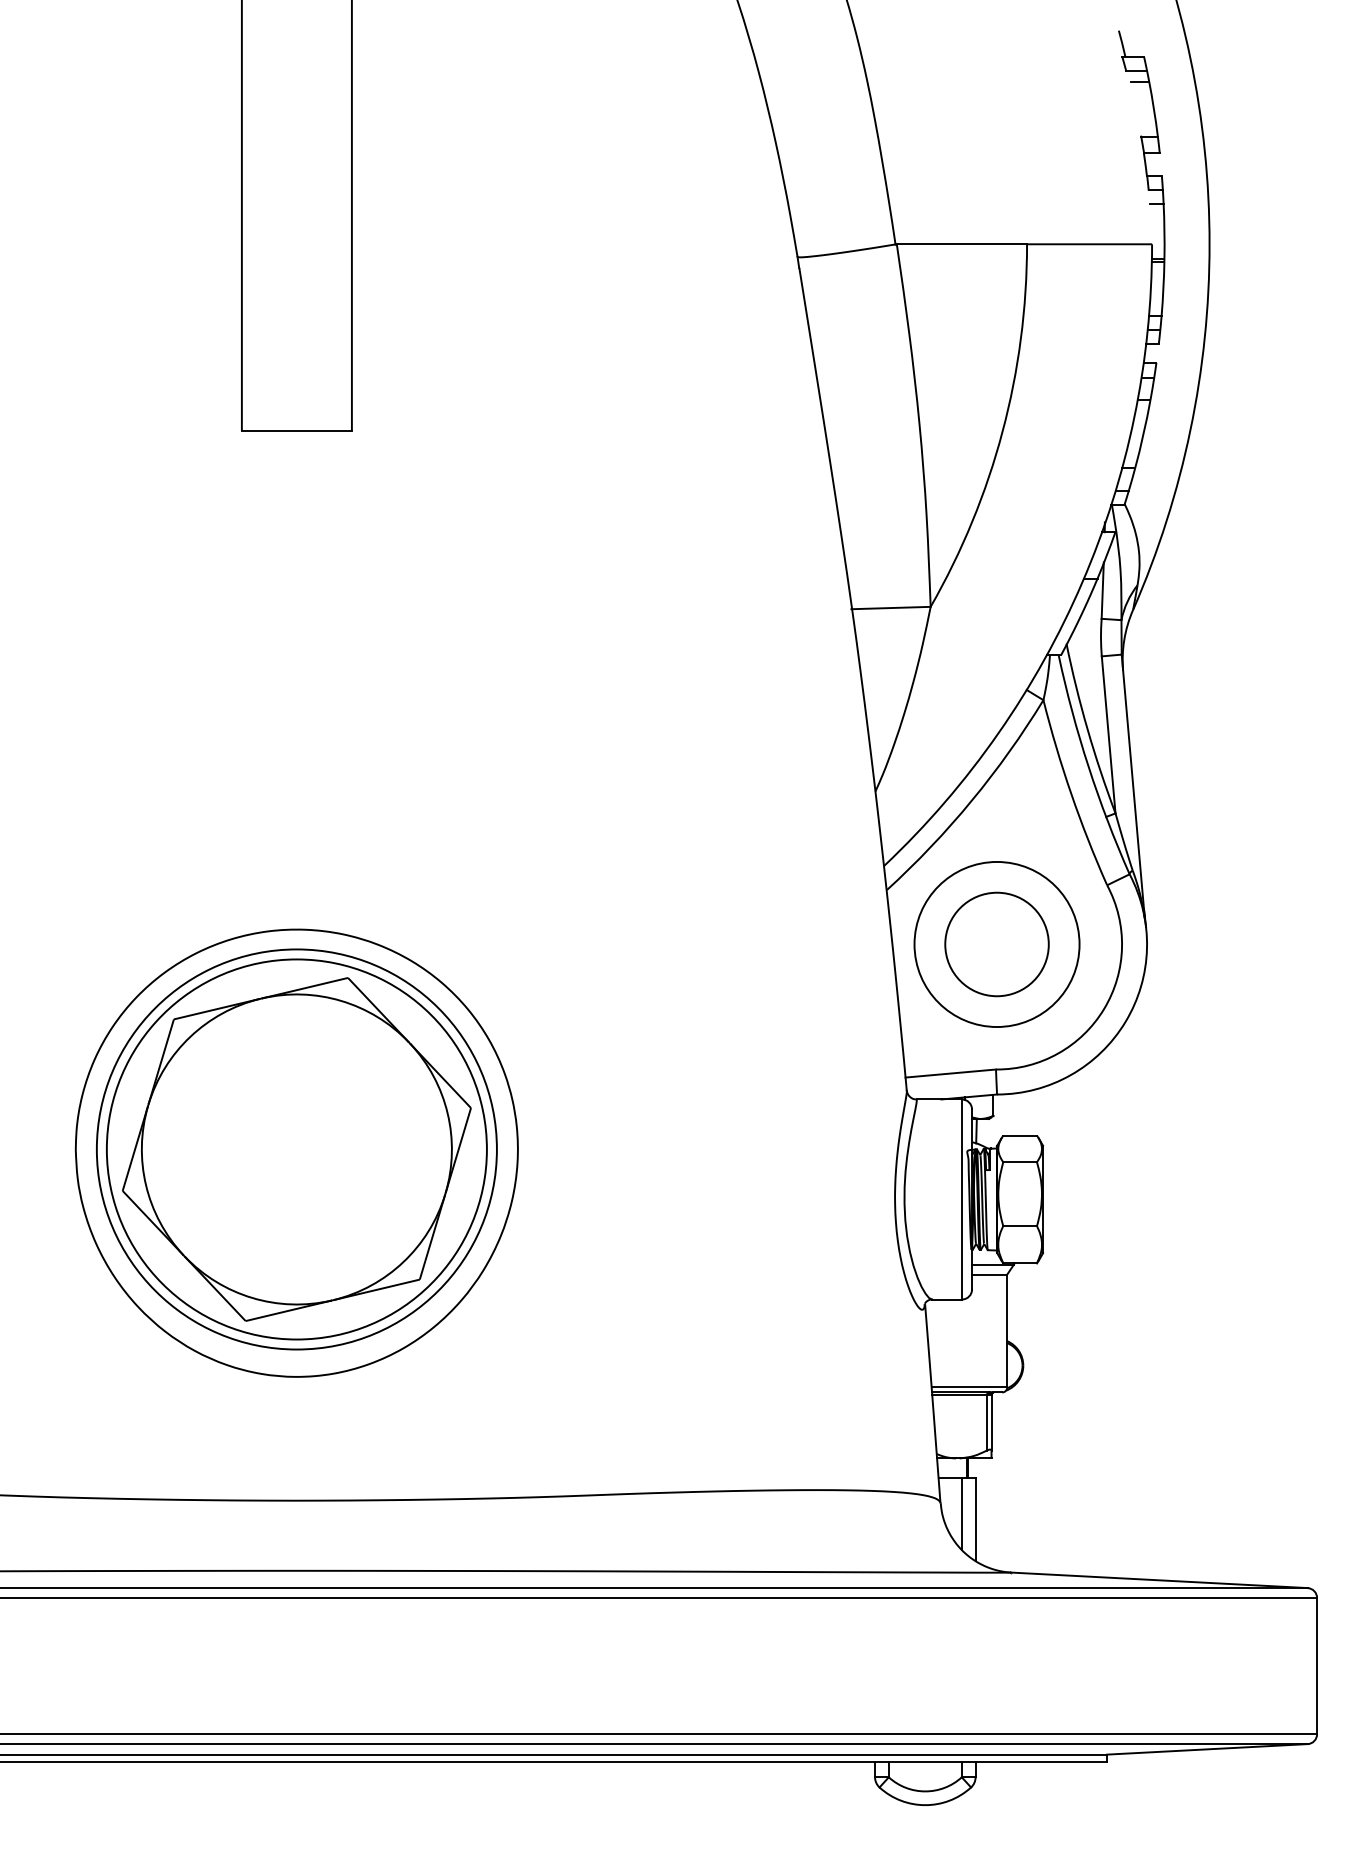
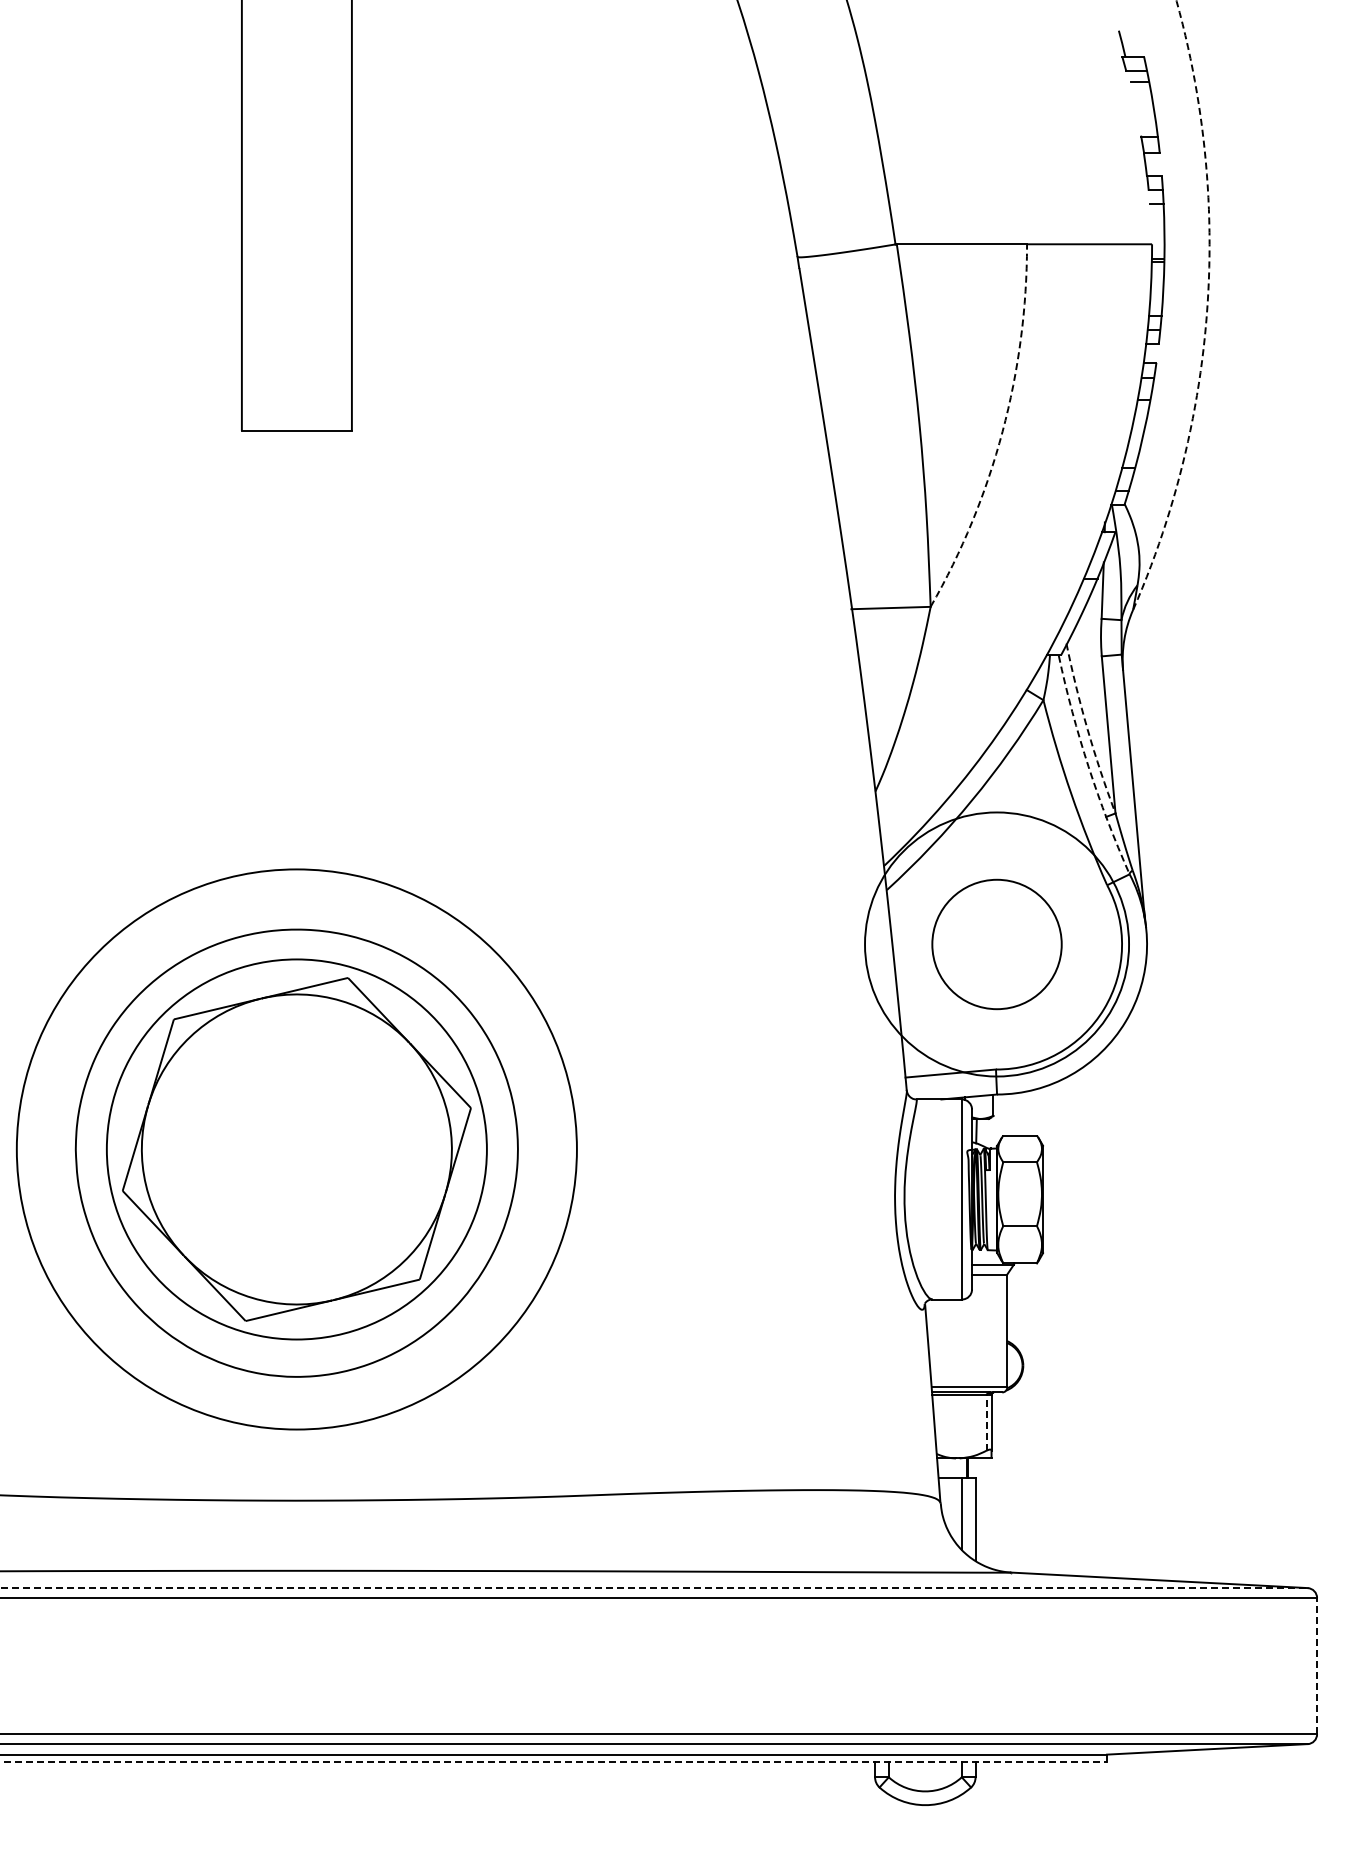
arc: solid -> dashed (1206, 309)
arc: solid -> dashed (1002, 431)
arc: solid -> dashed (1087, 729)
arc: solid -> dashed (1088, 766)
circle diameter: 104 px -> 129 px (996, 944)
circle diameter: 165 px -> 264 px (997, 944)
circle diameter: 400 px -> 560 px (296, 1149)
line: solid -> dashed (986, 1422)
line: solid -> dashed (654, 1588)
line: solid -> dashed (1317, 1665)
line: solid -> dashed (554, 1762)
